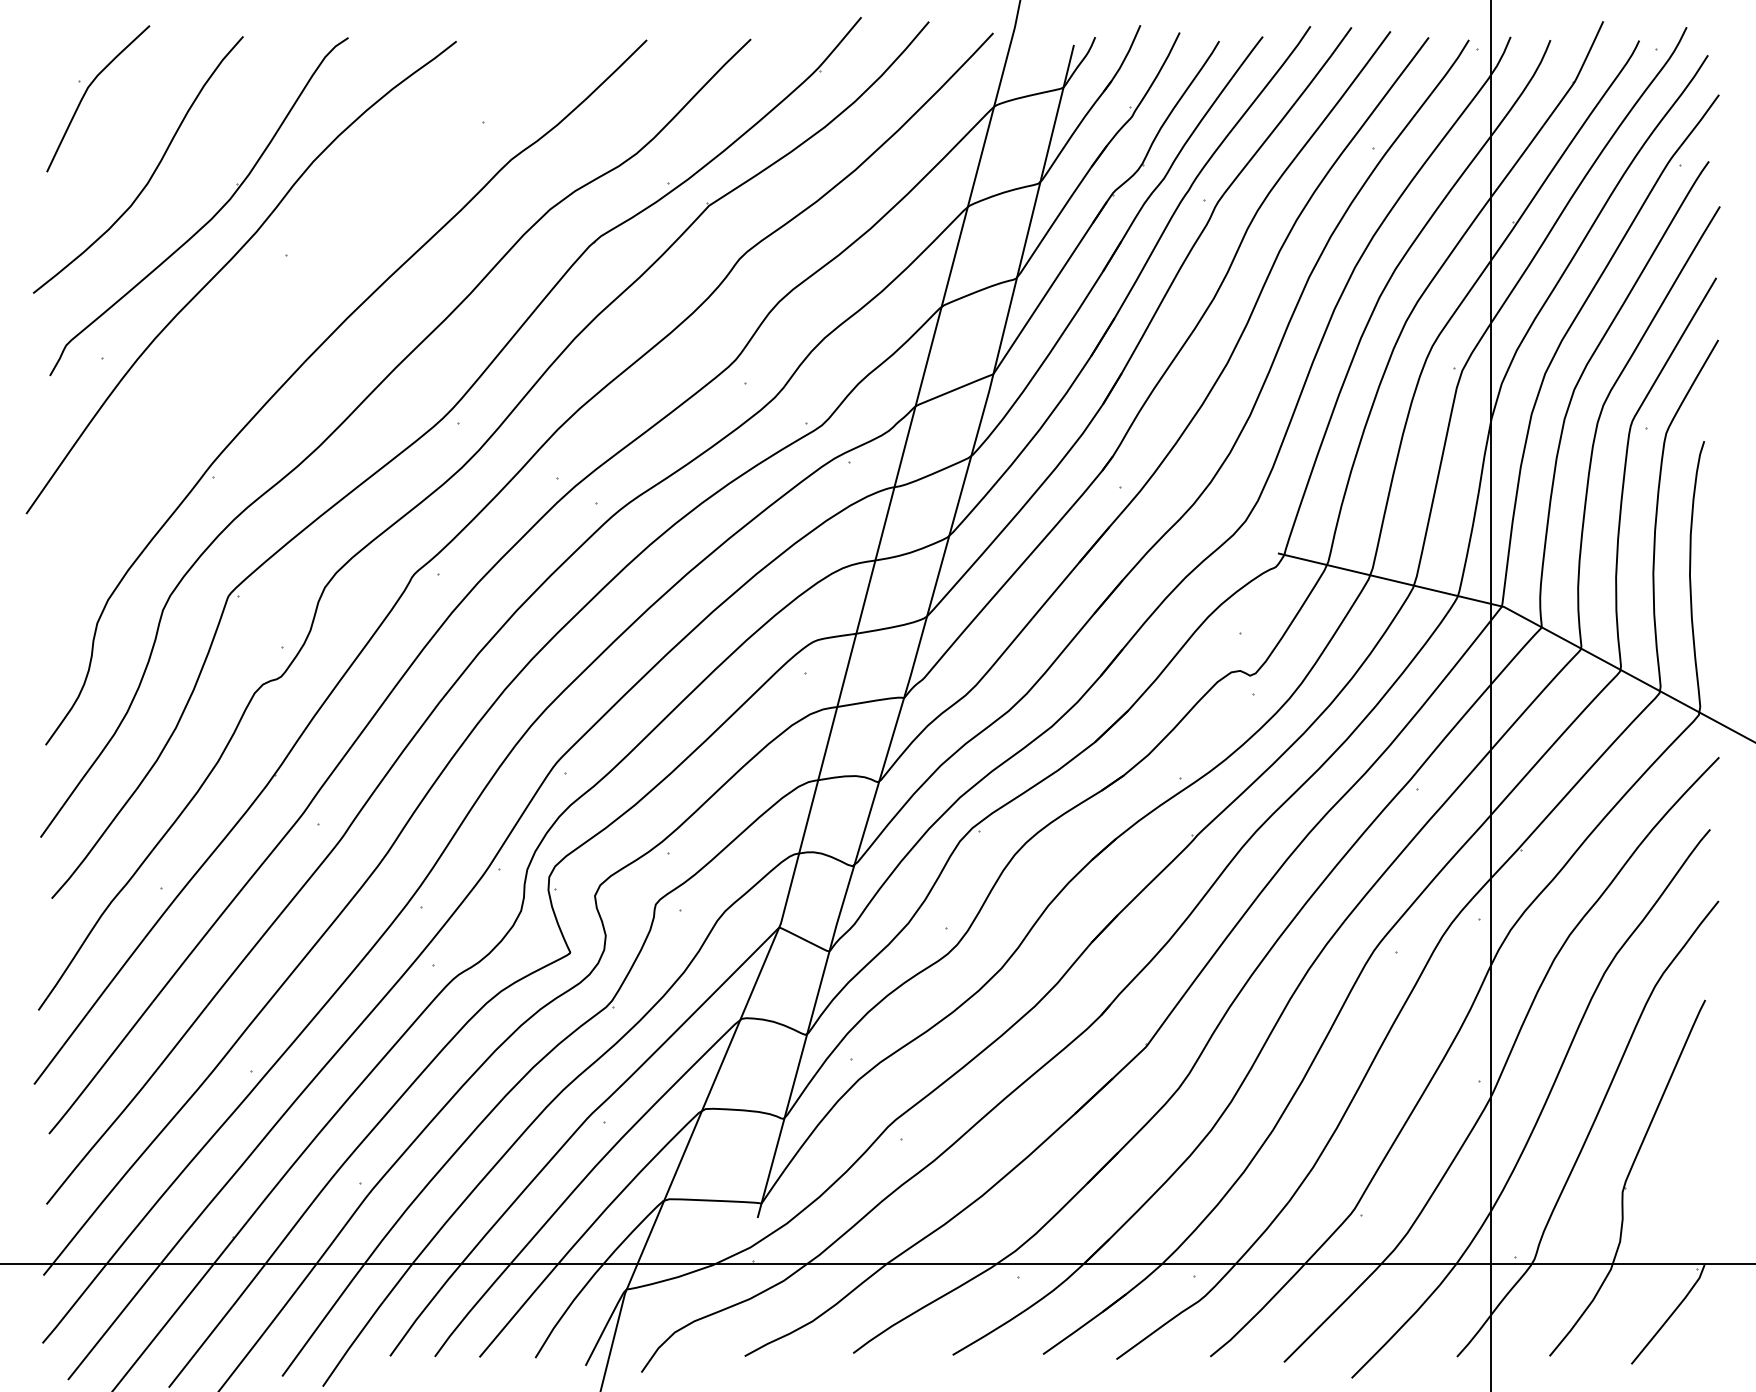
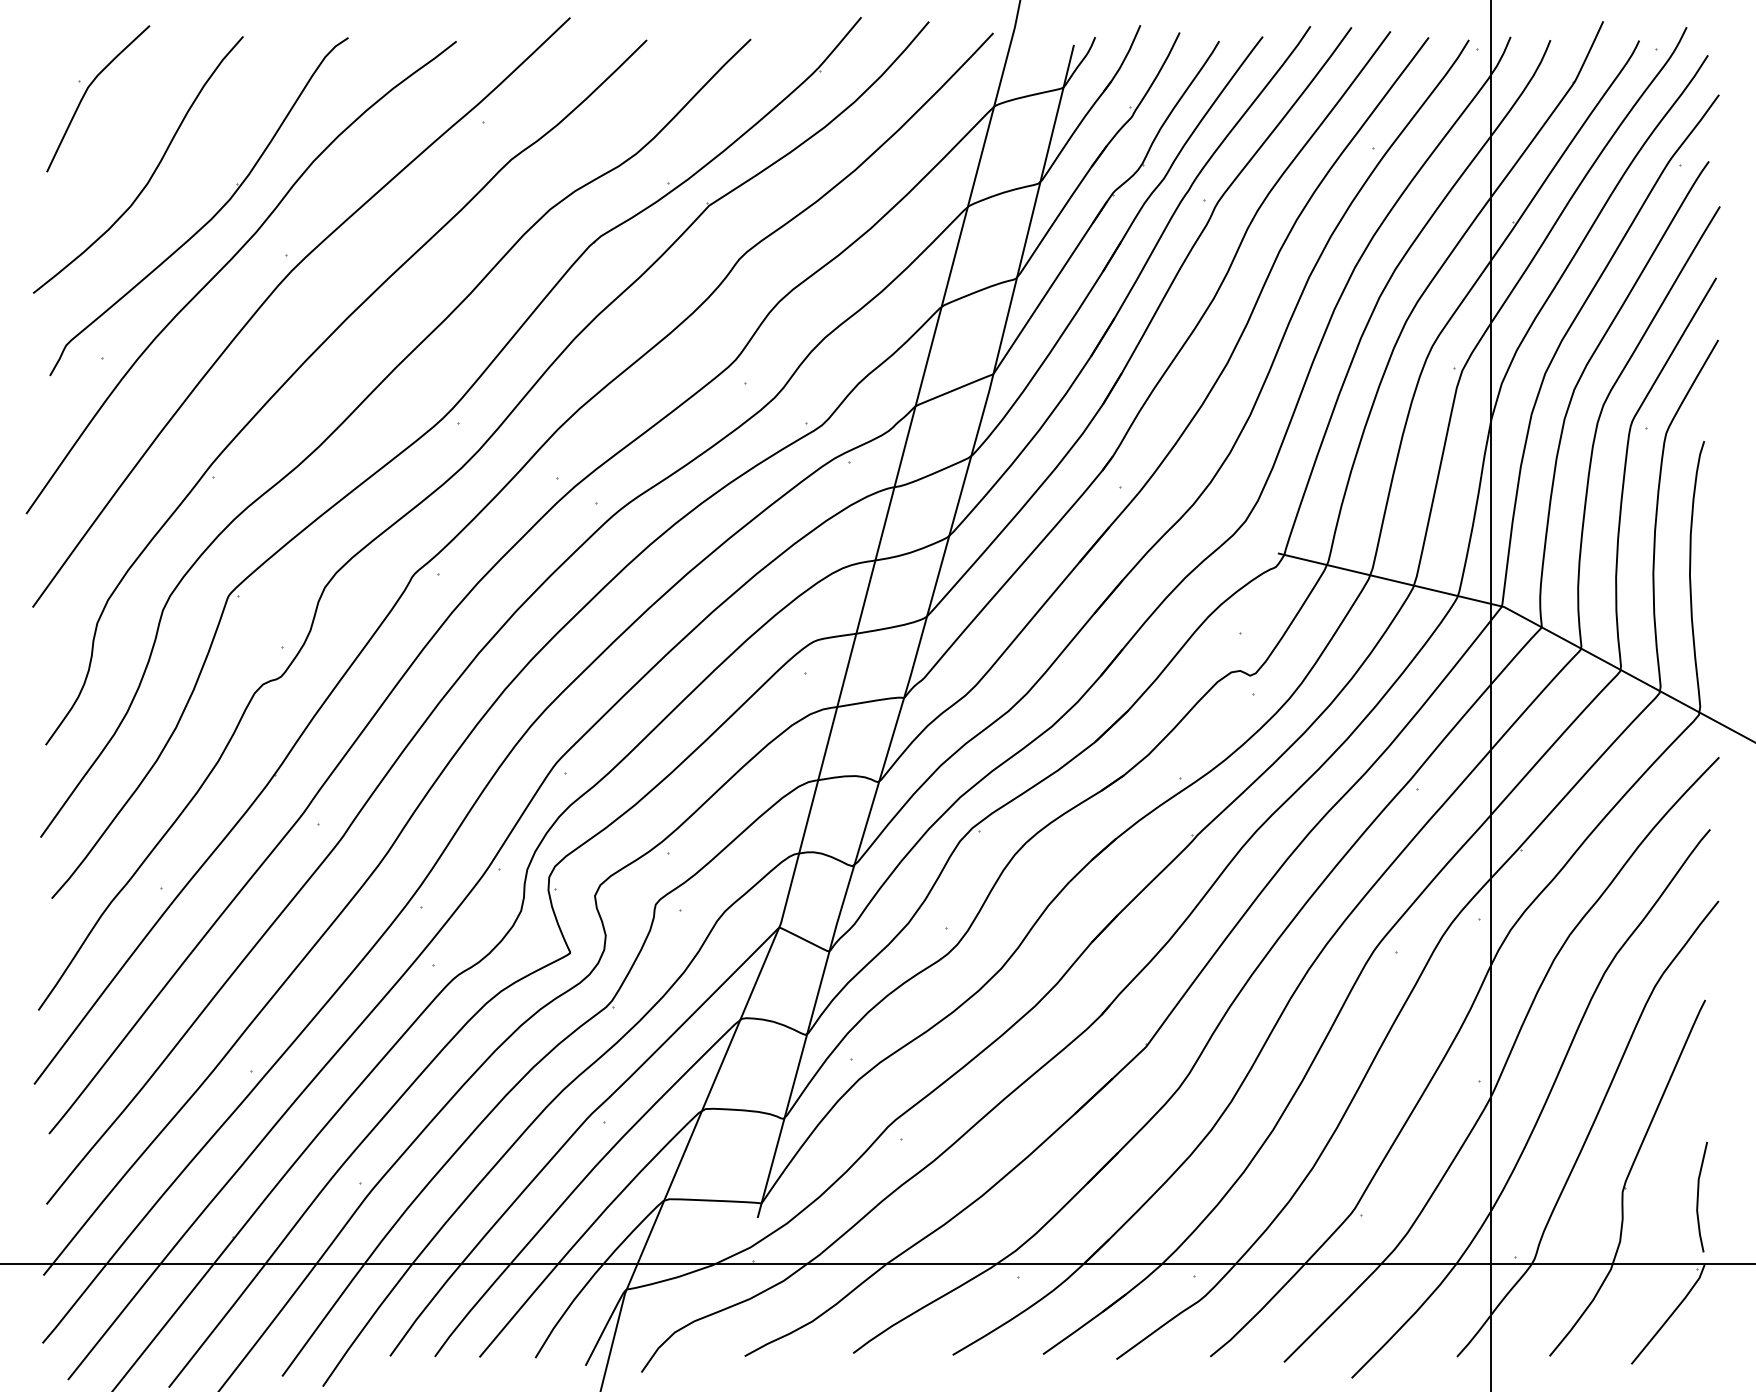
curve: none -> present (277, 288)
line: none -> present (1698, 1196)
